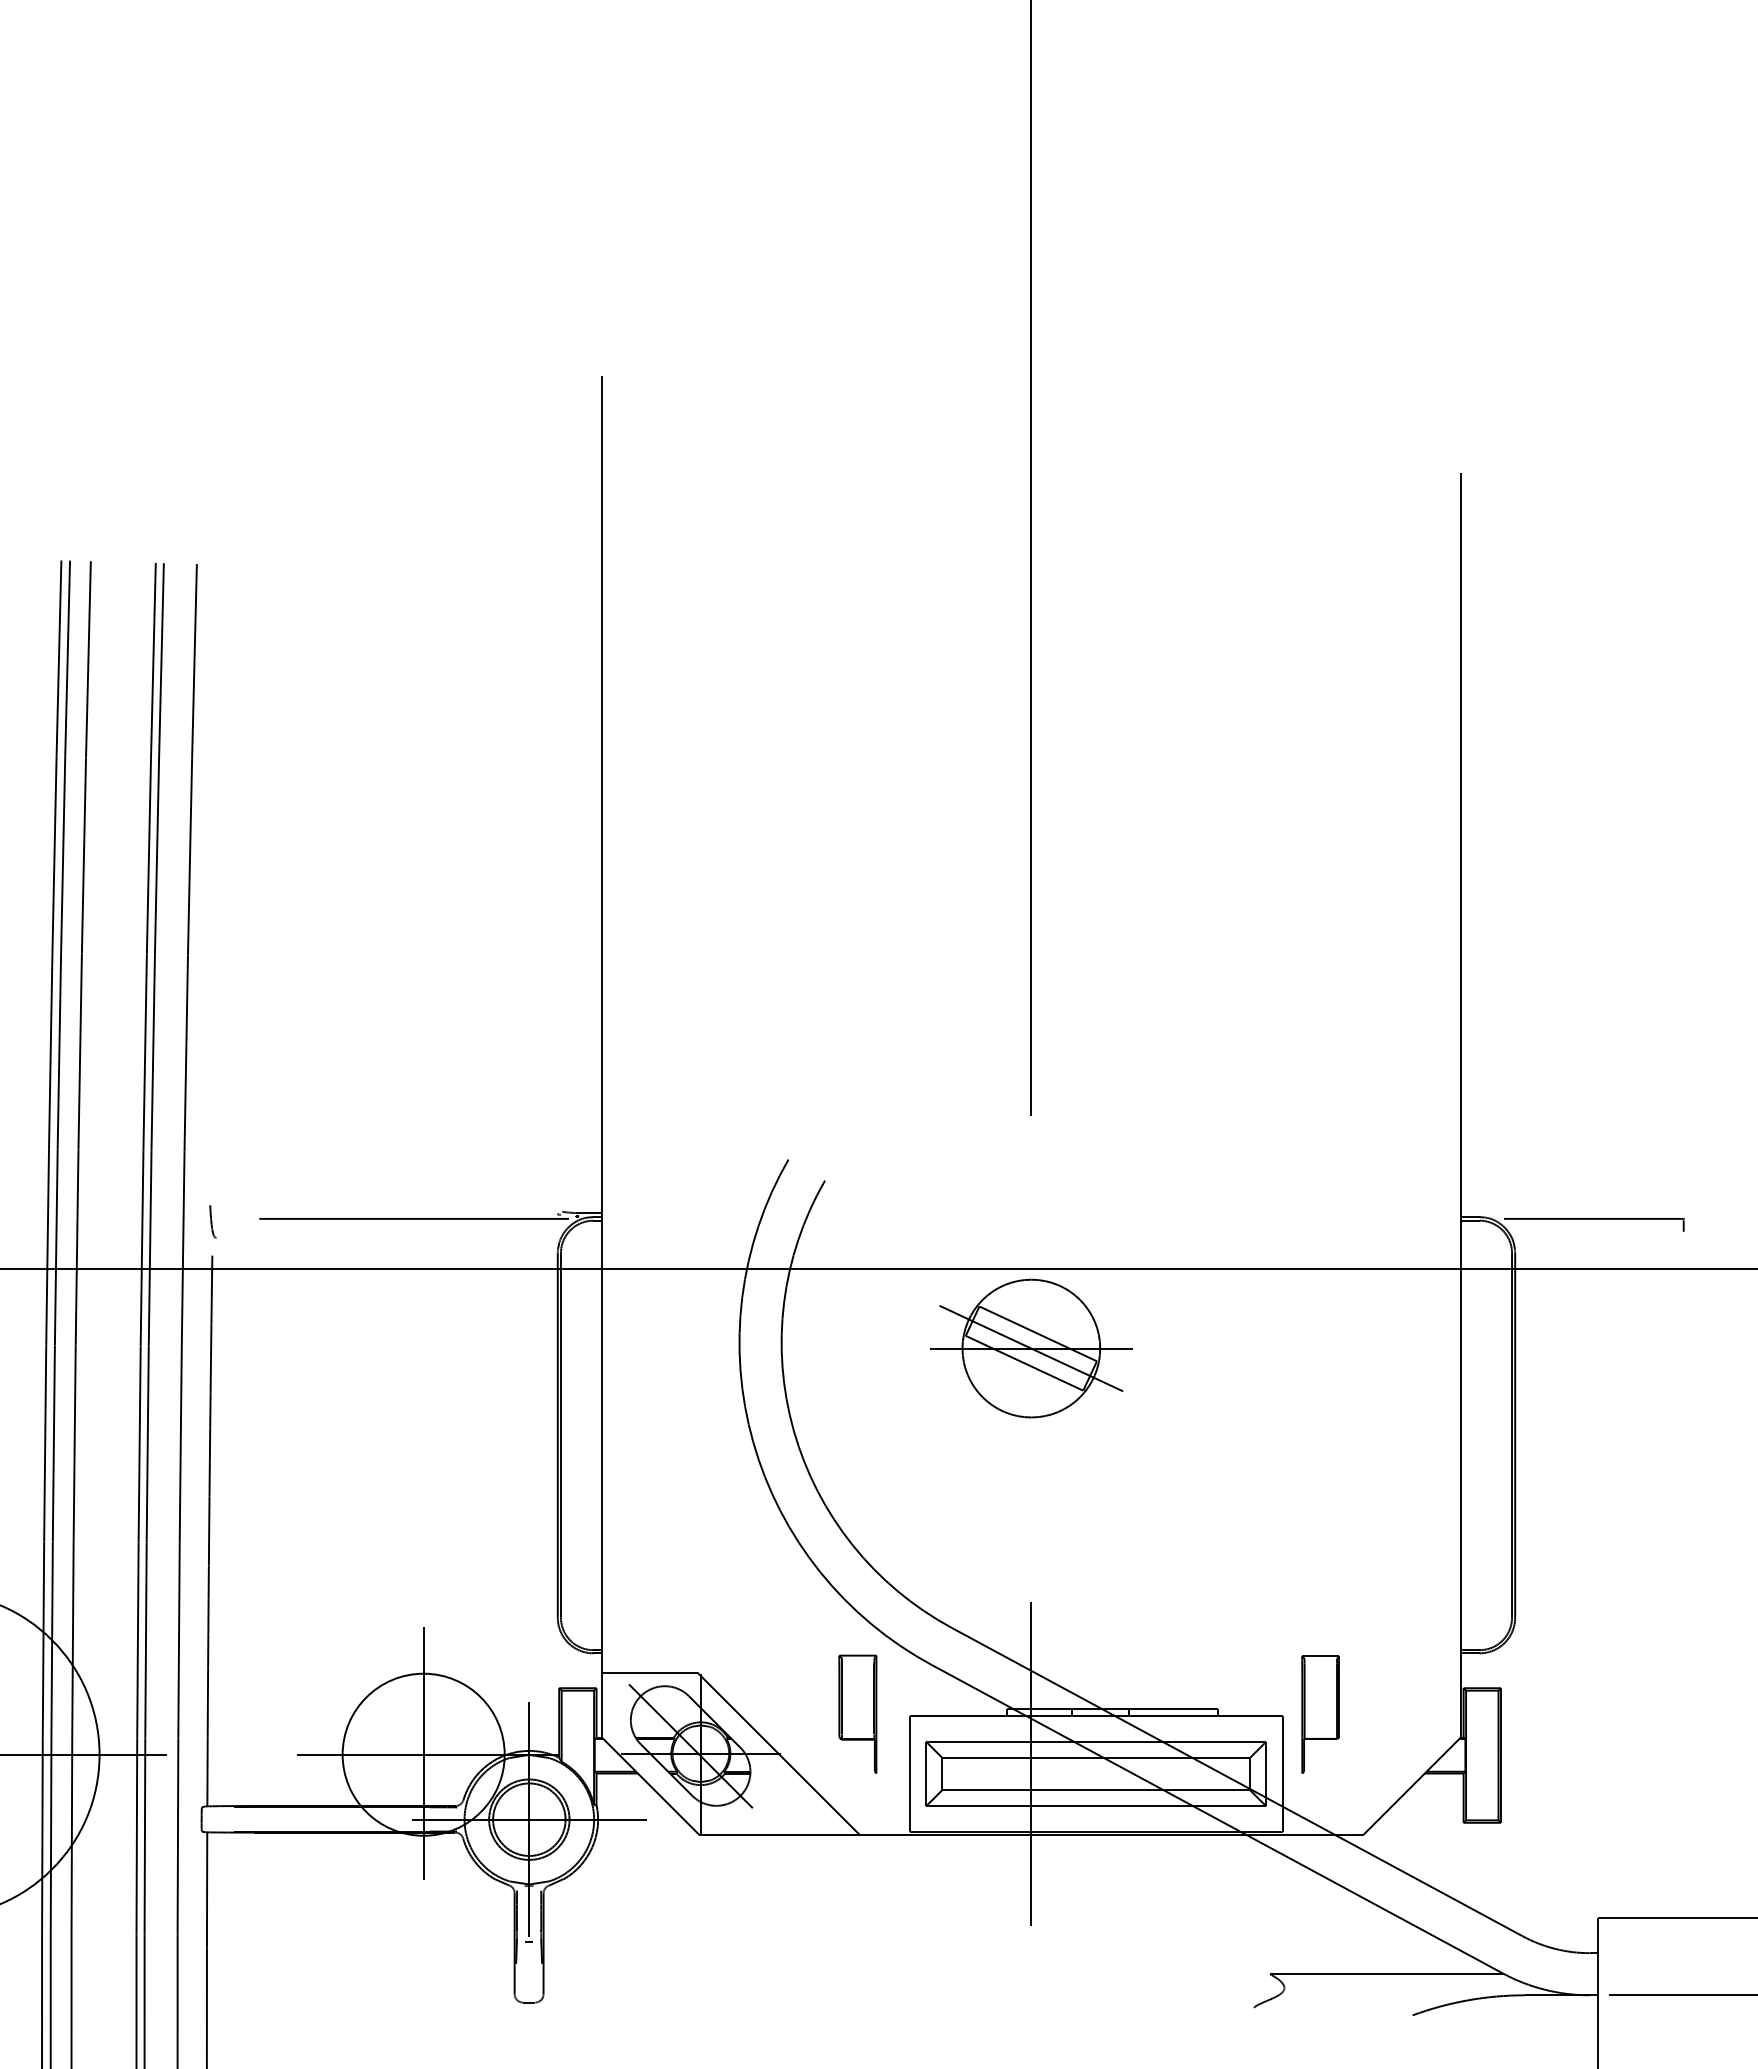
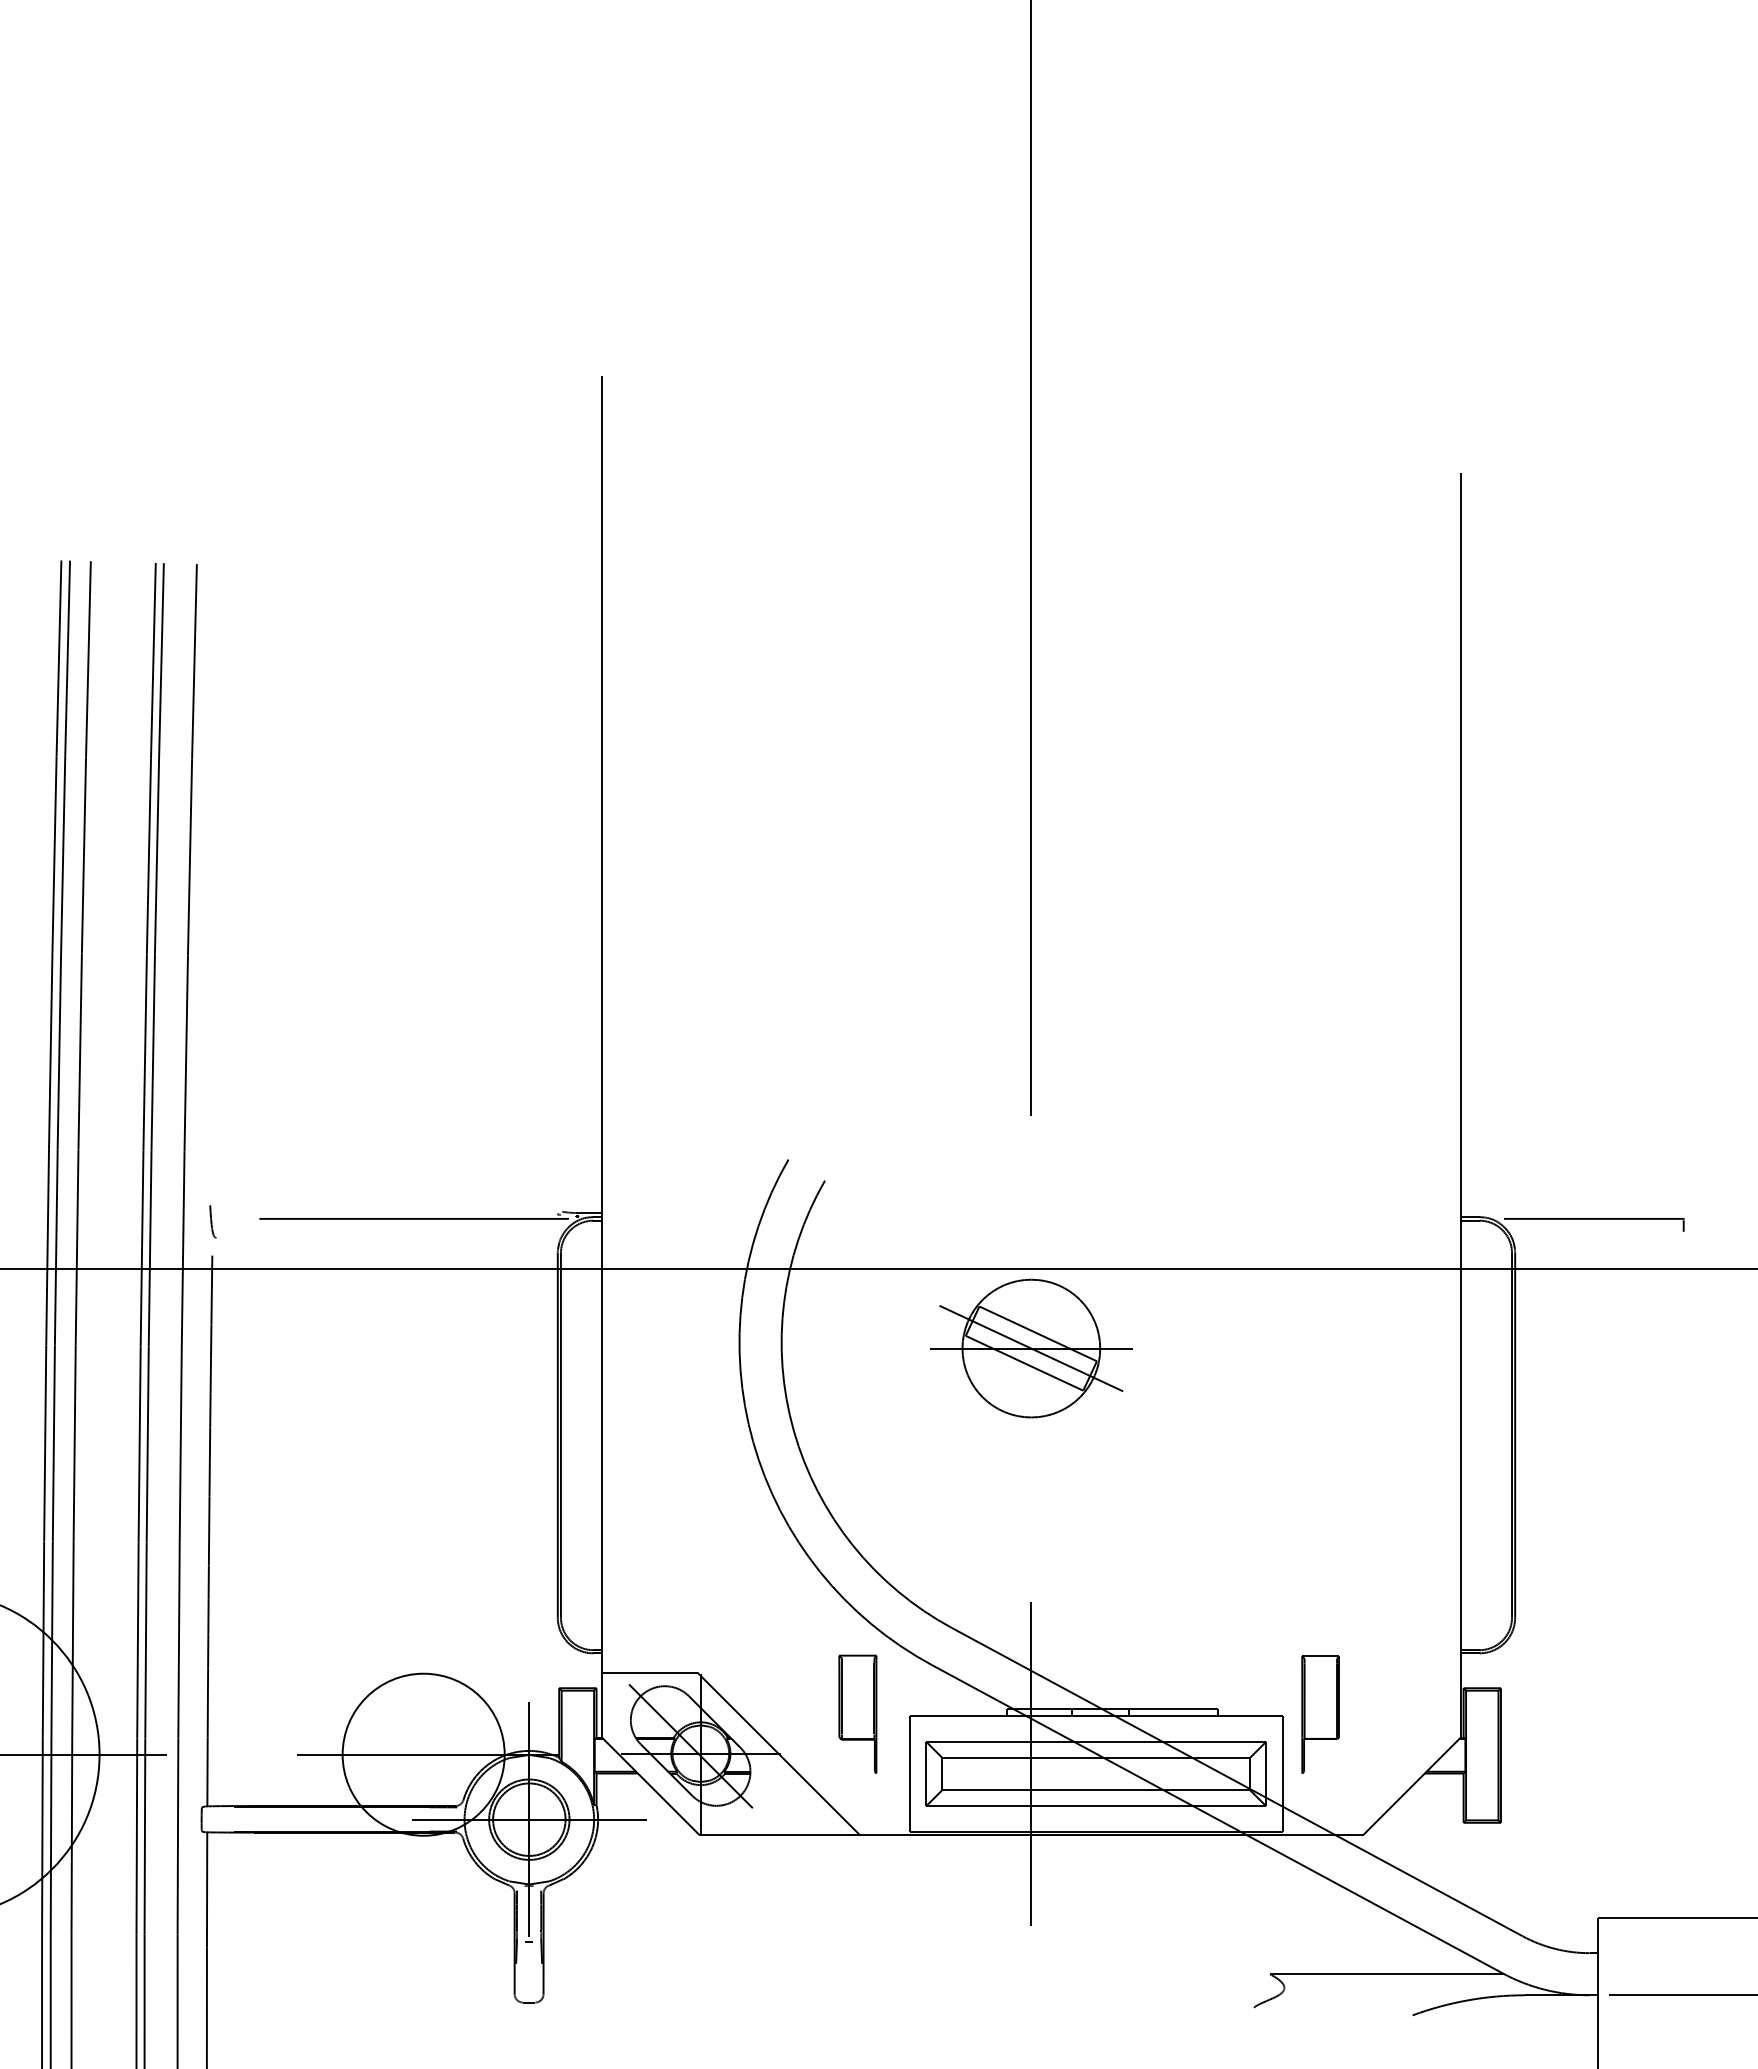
line: present -> none (423, 1752)
